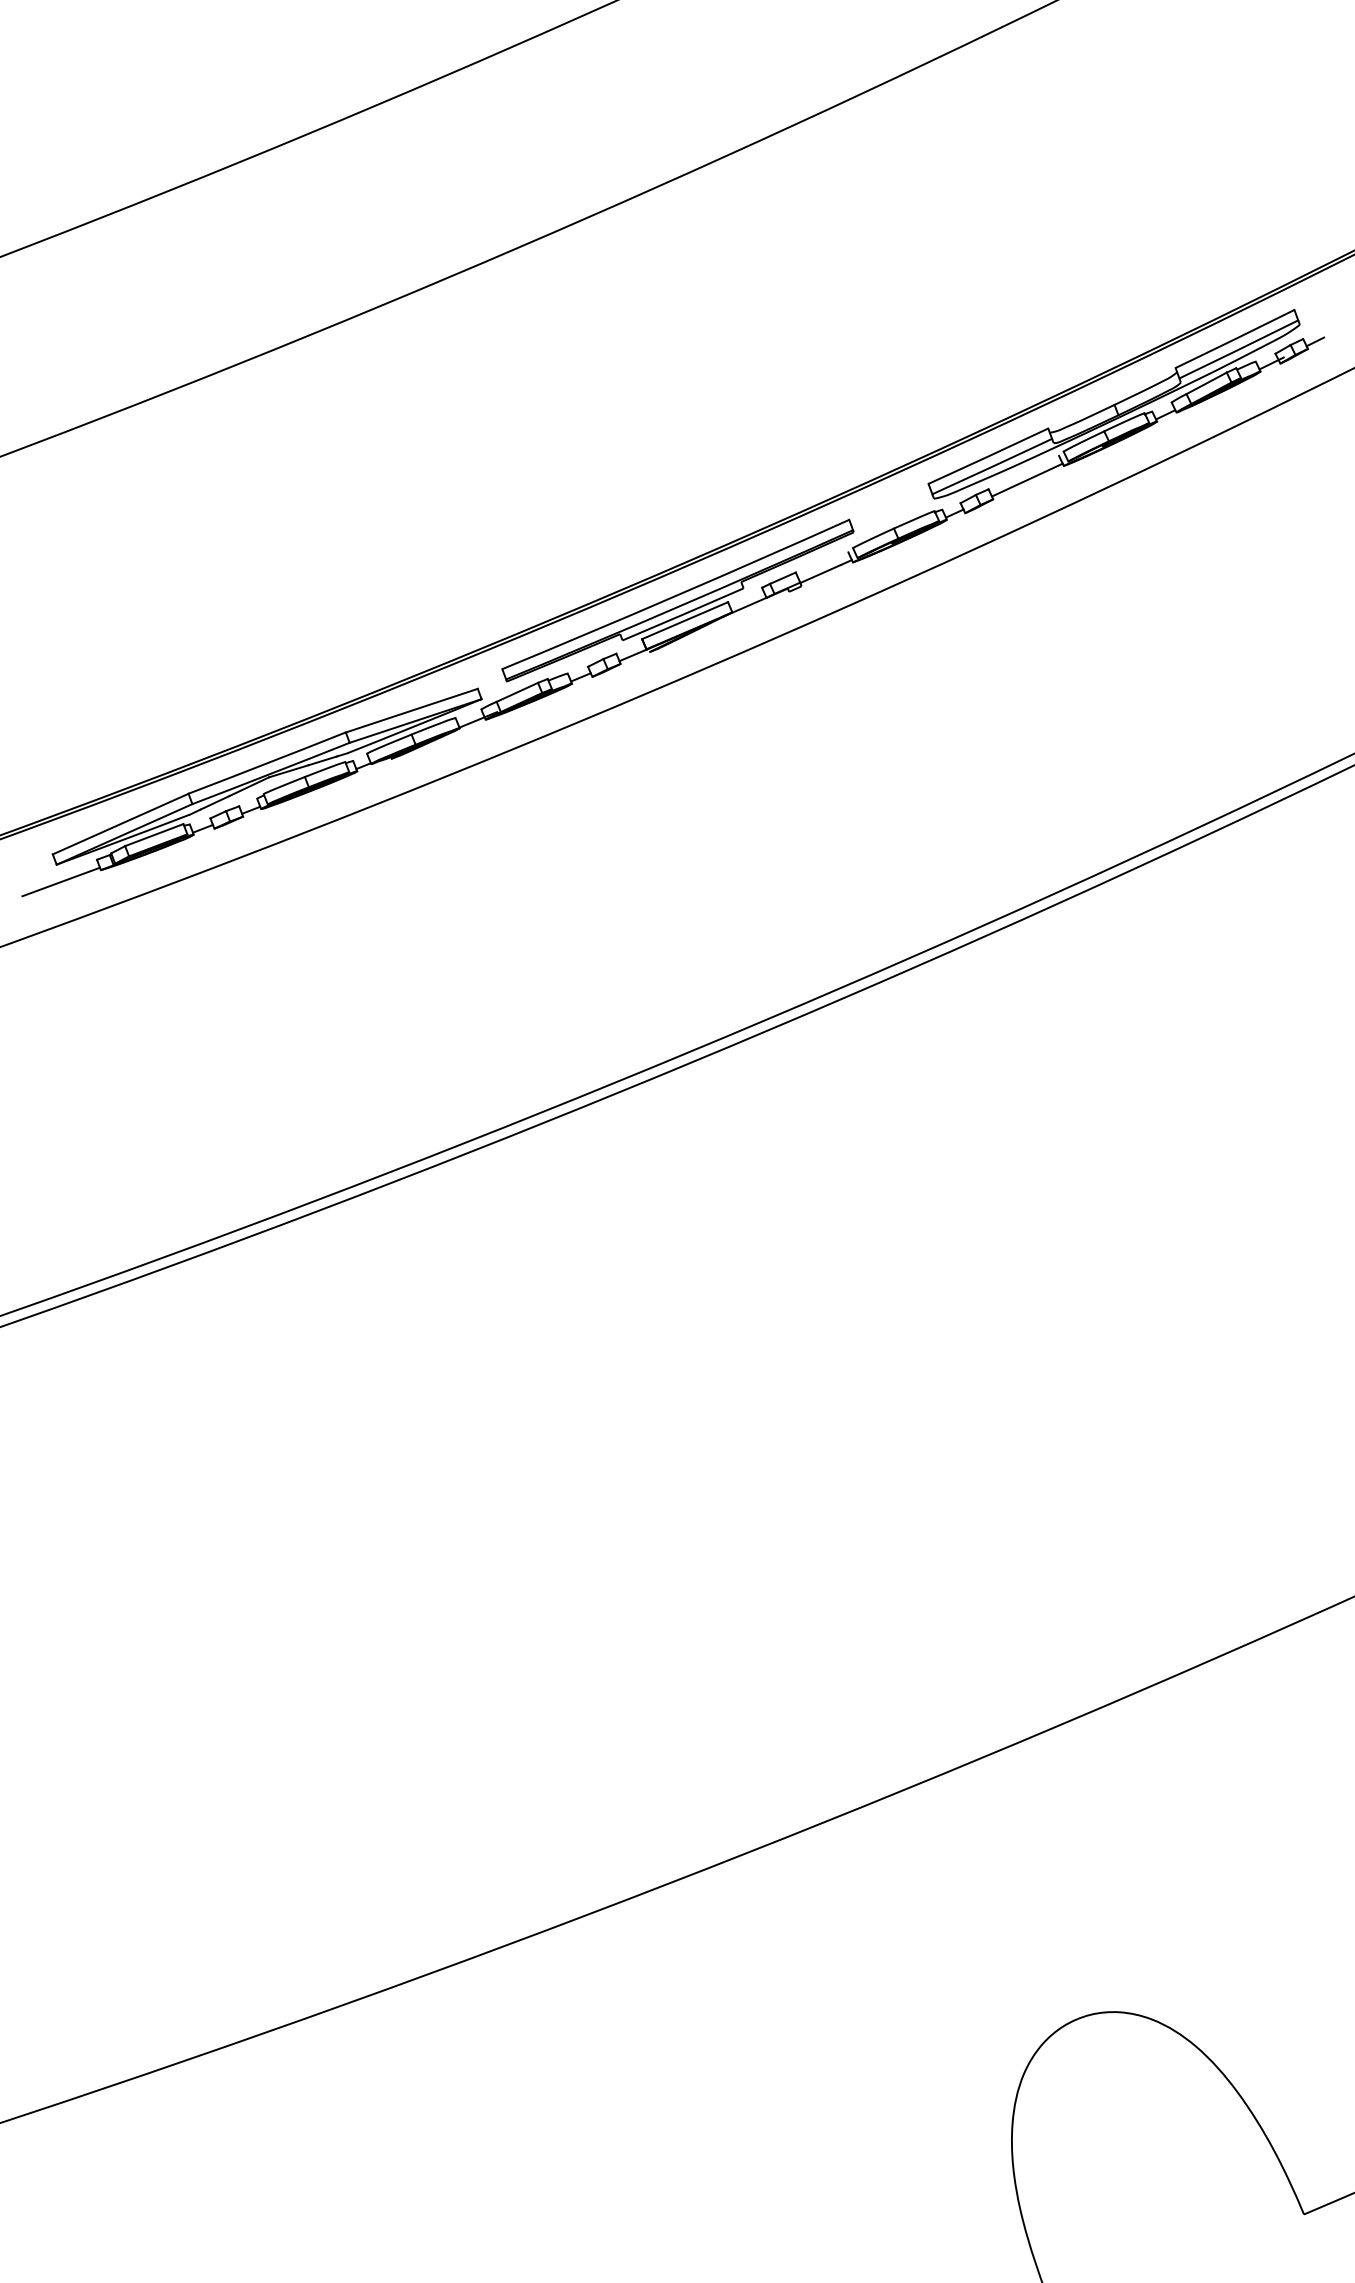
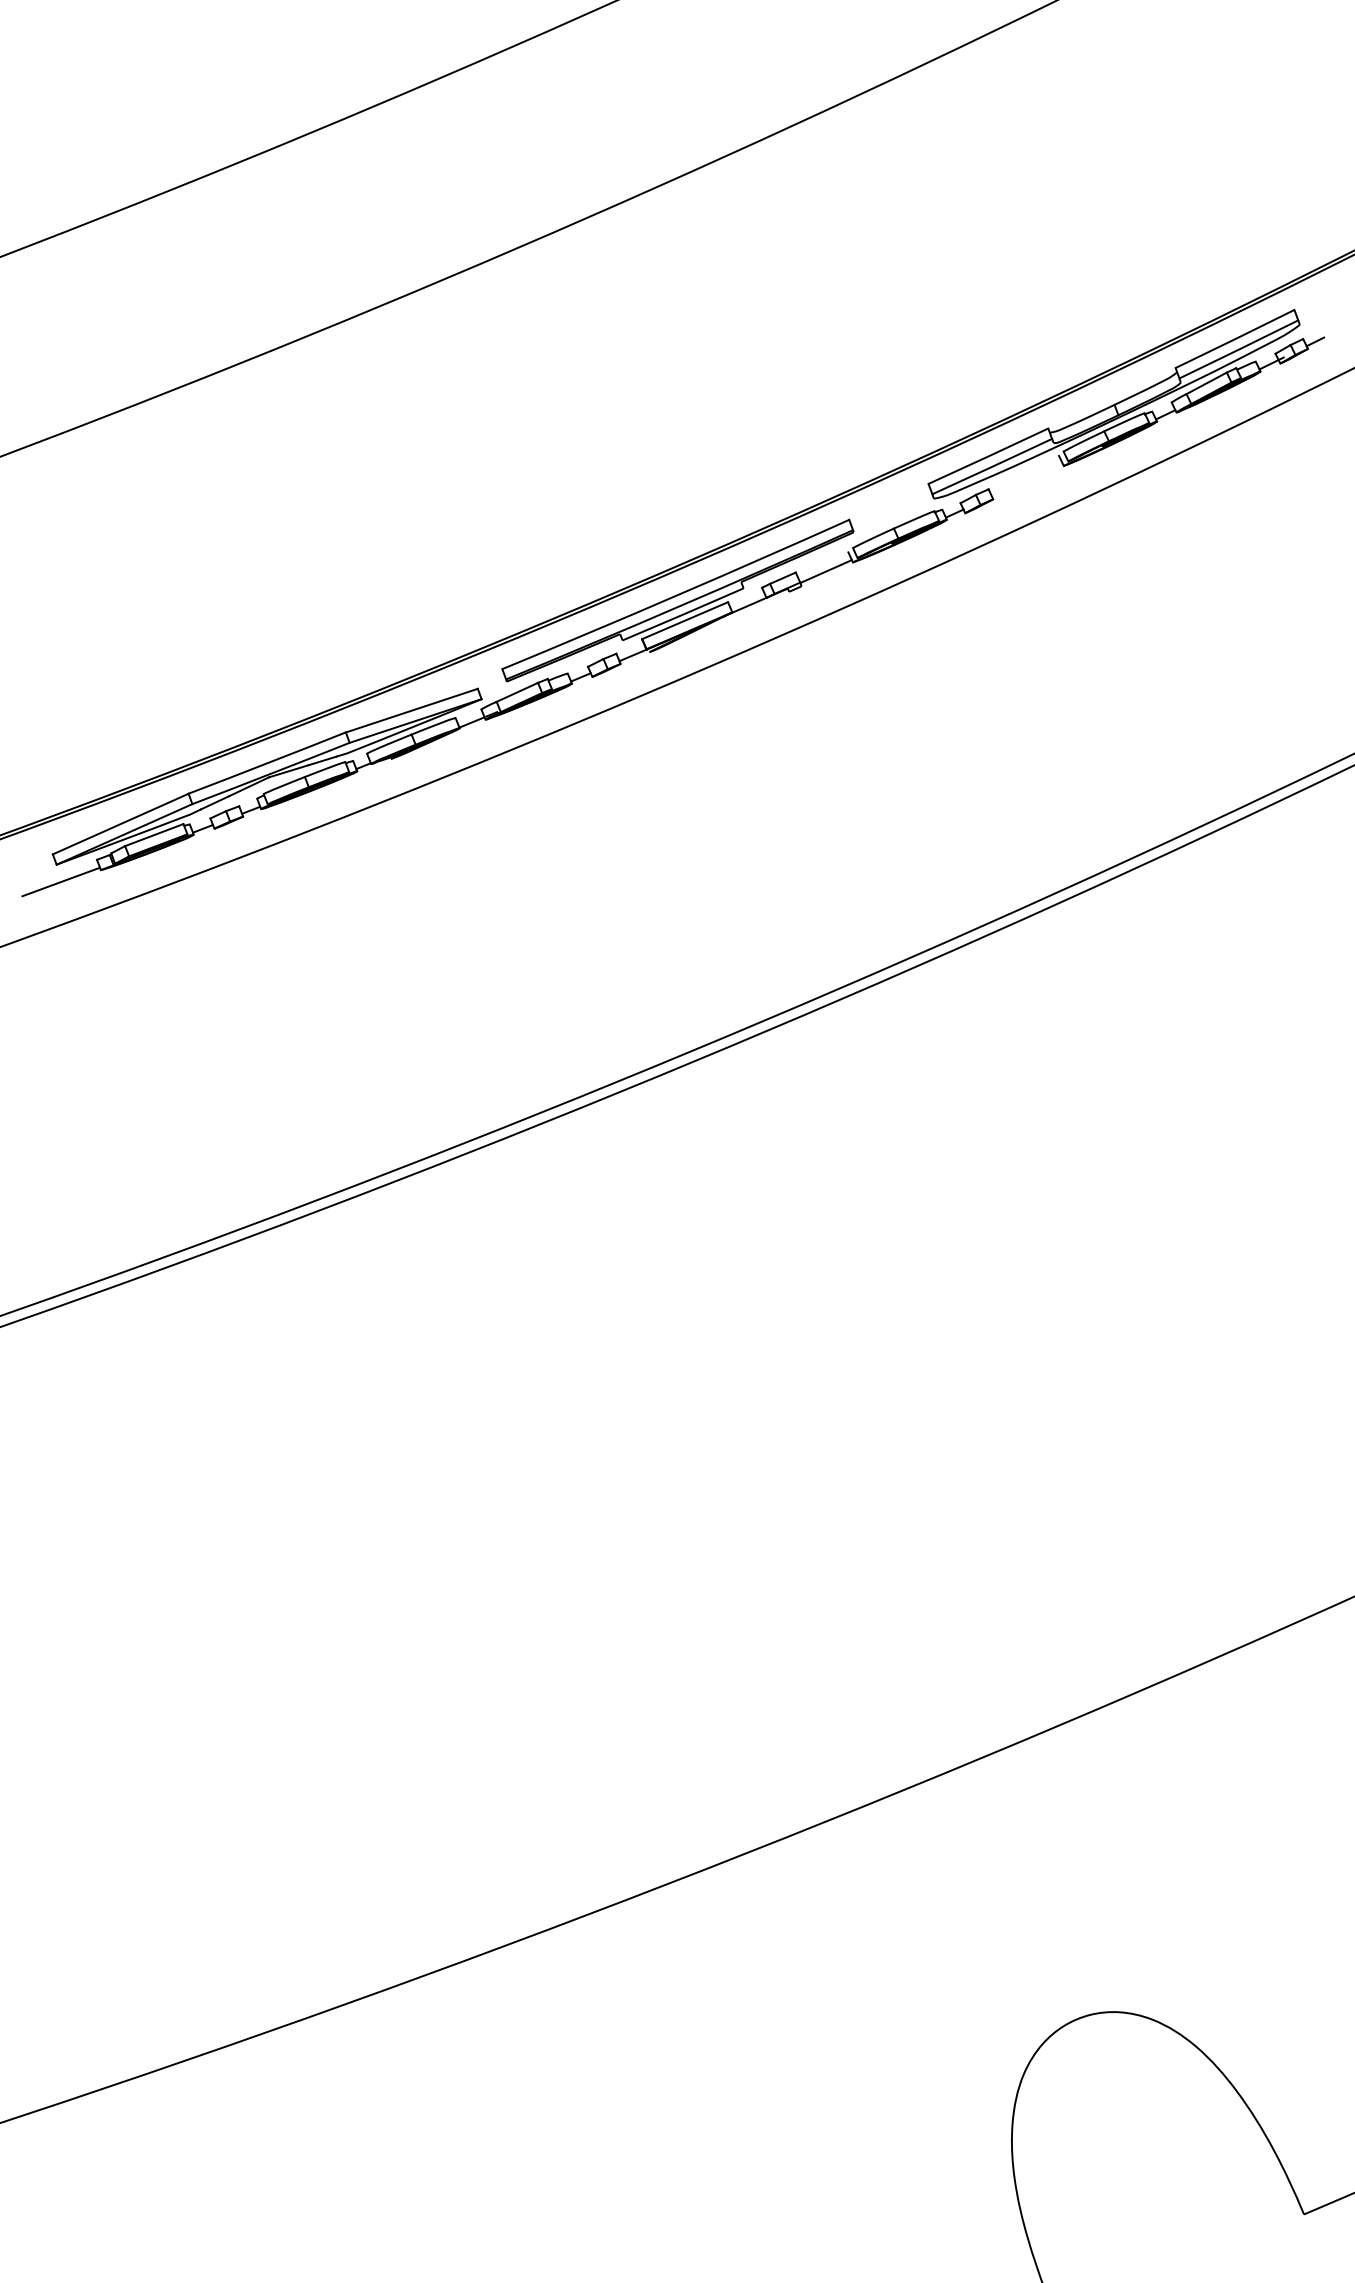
line: present -> none (1027, 479)
